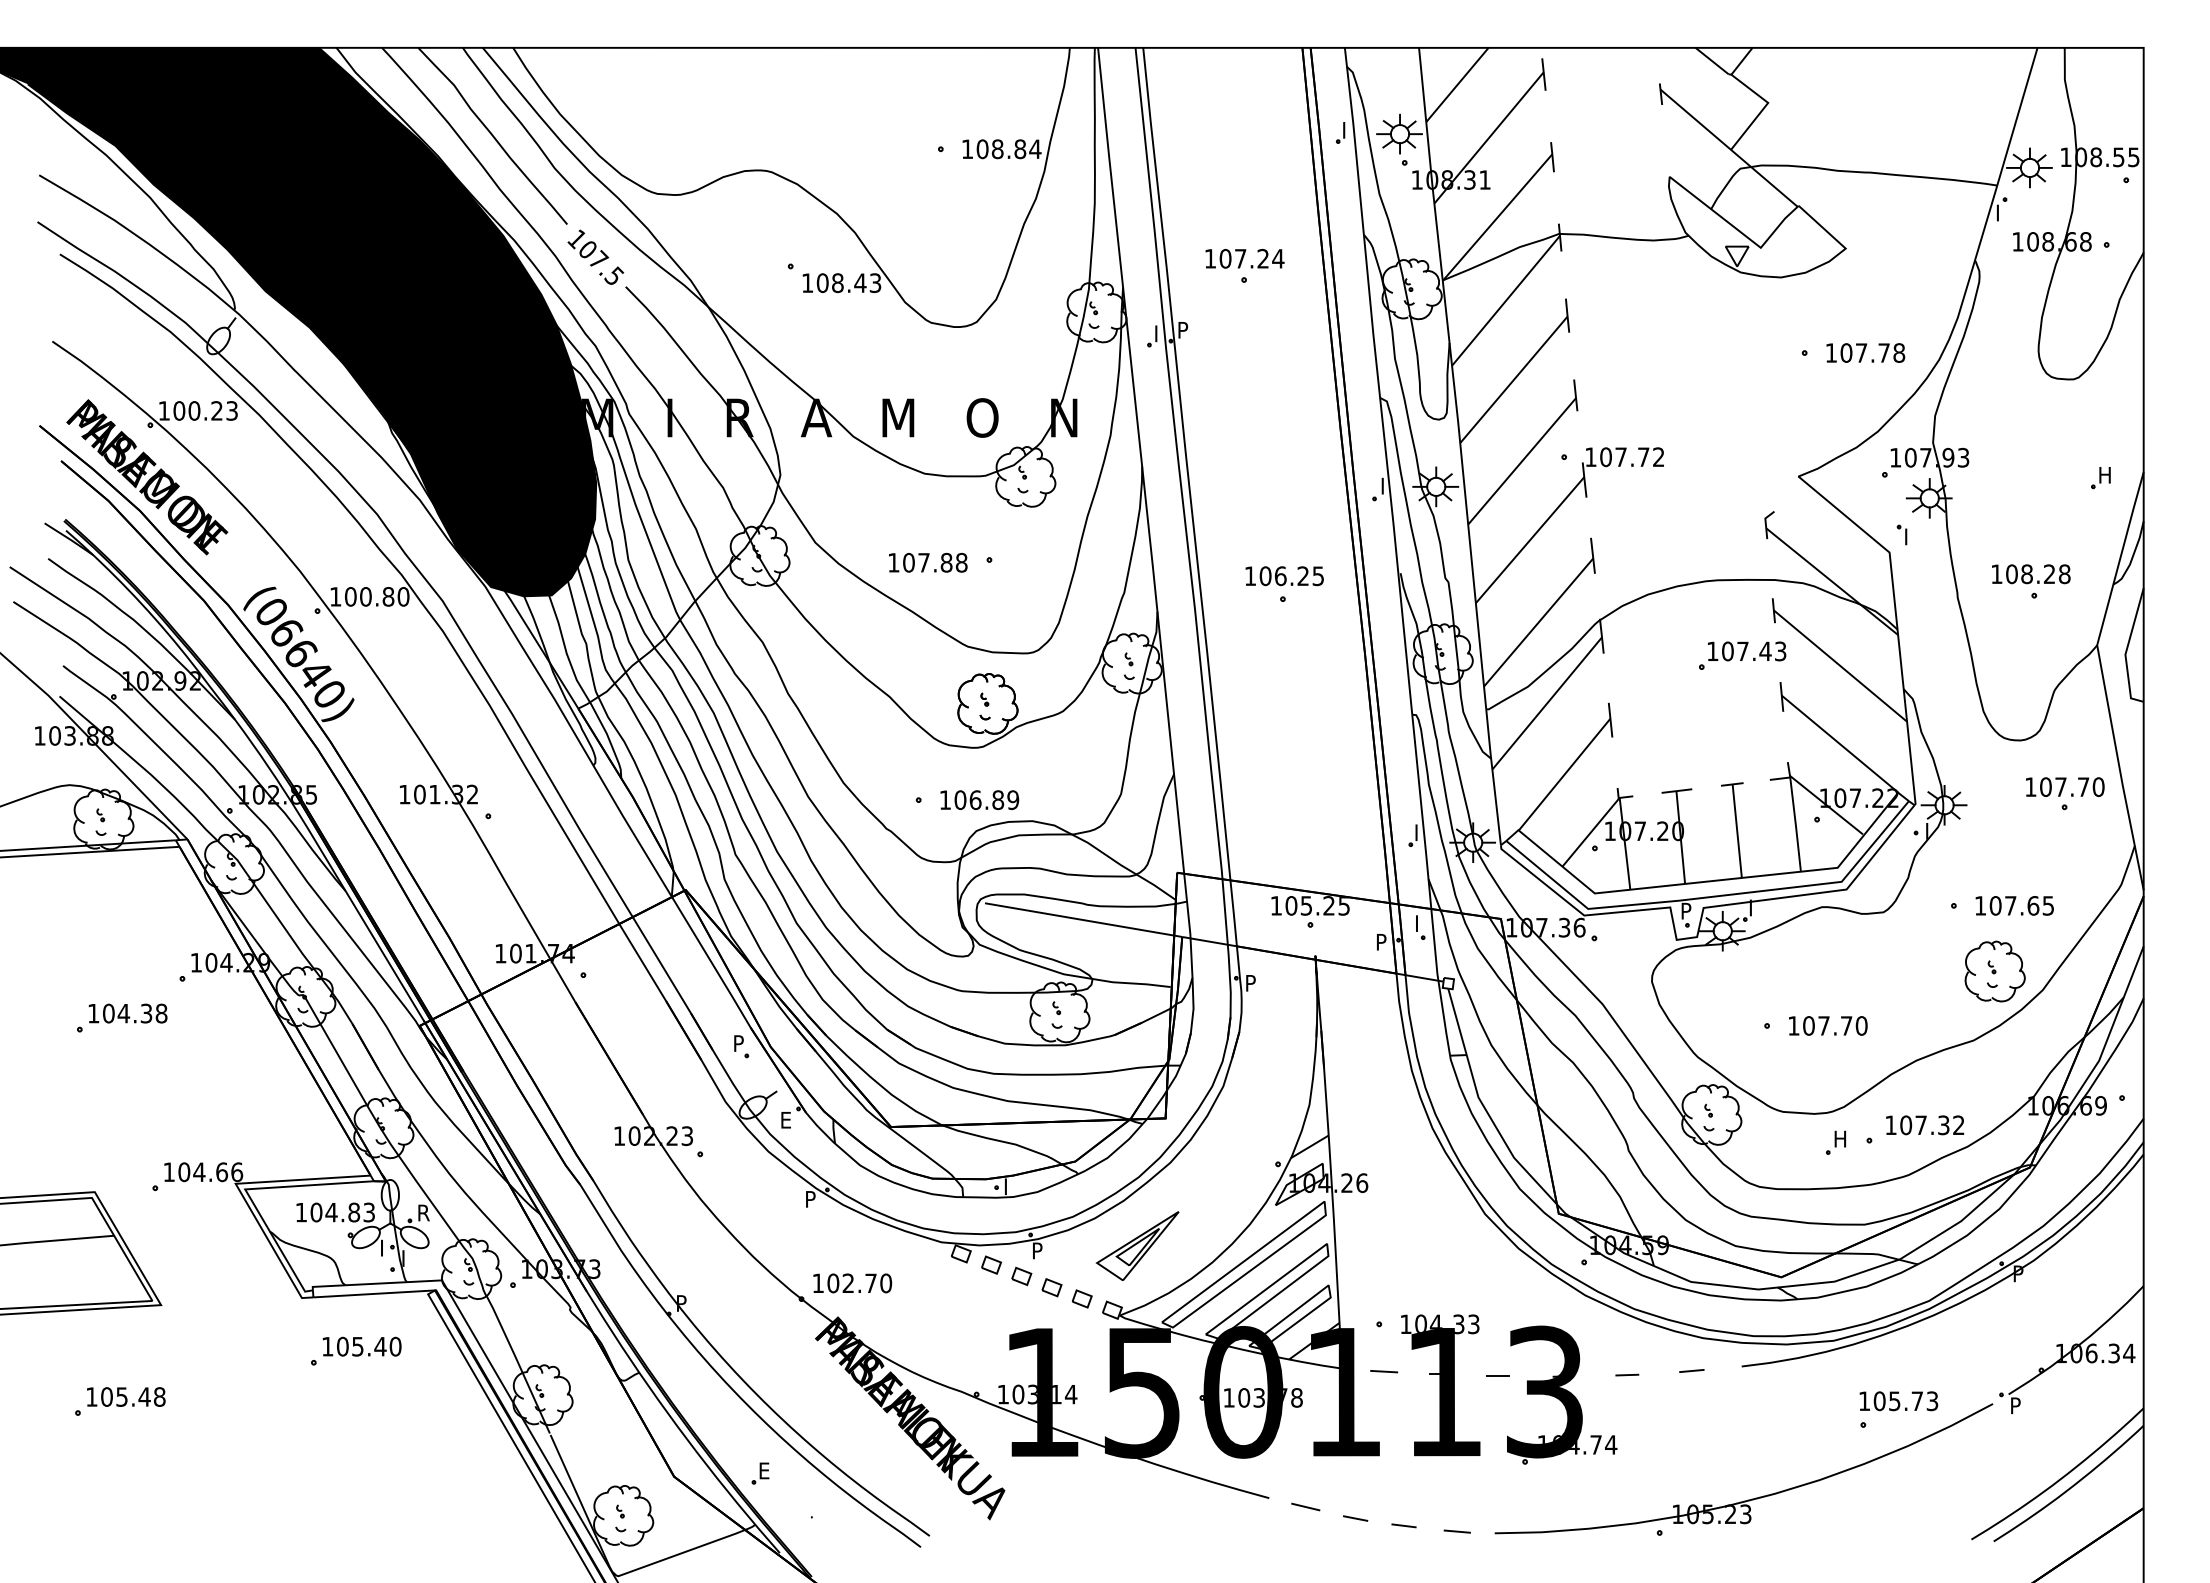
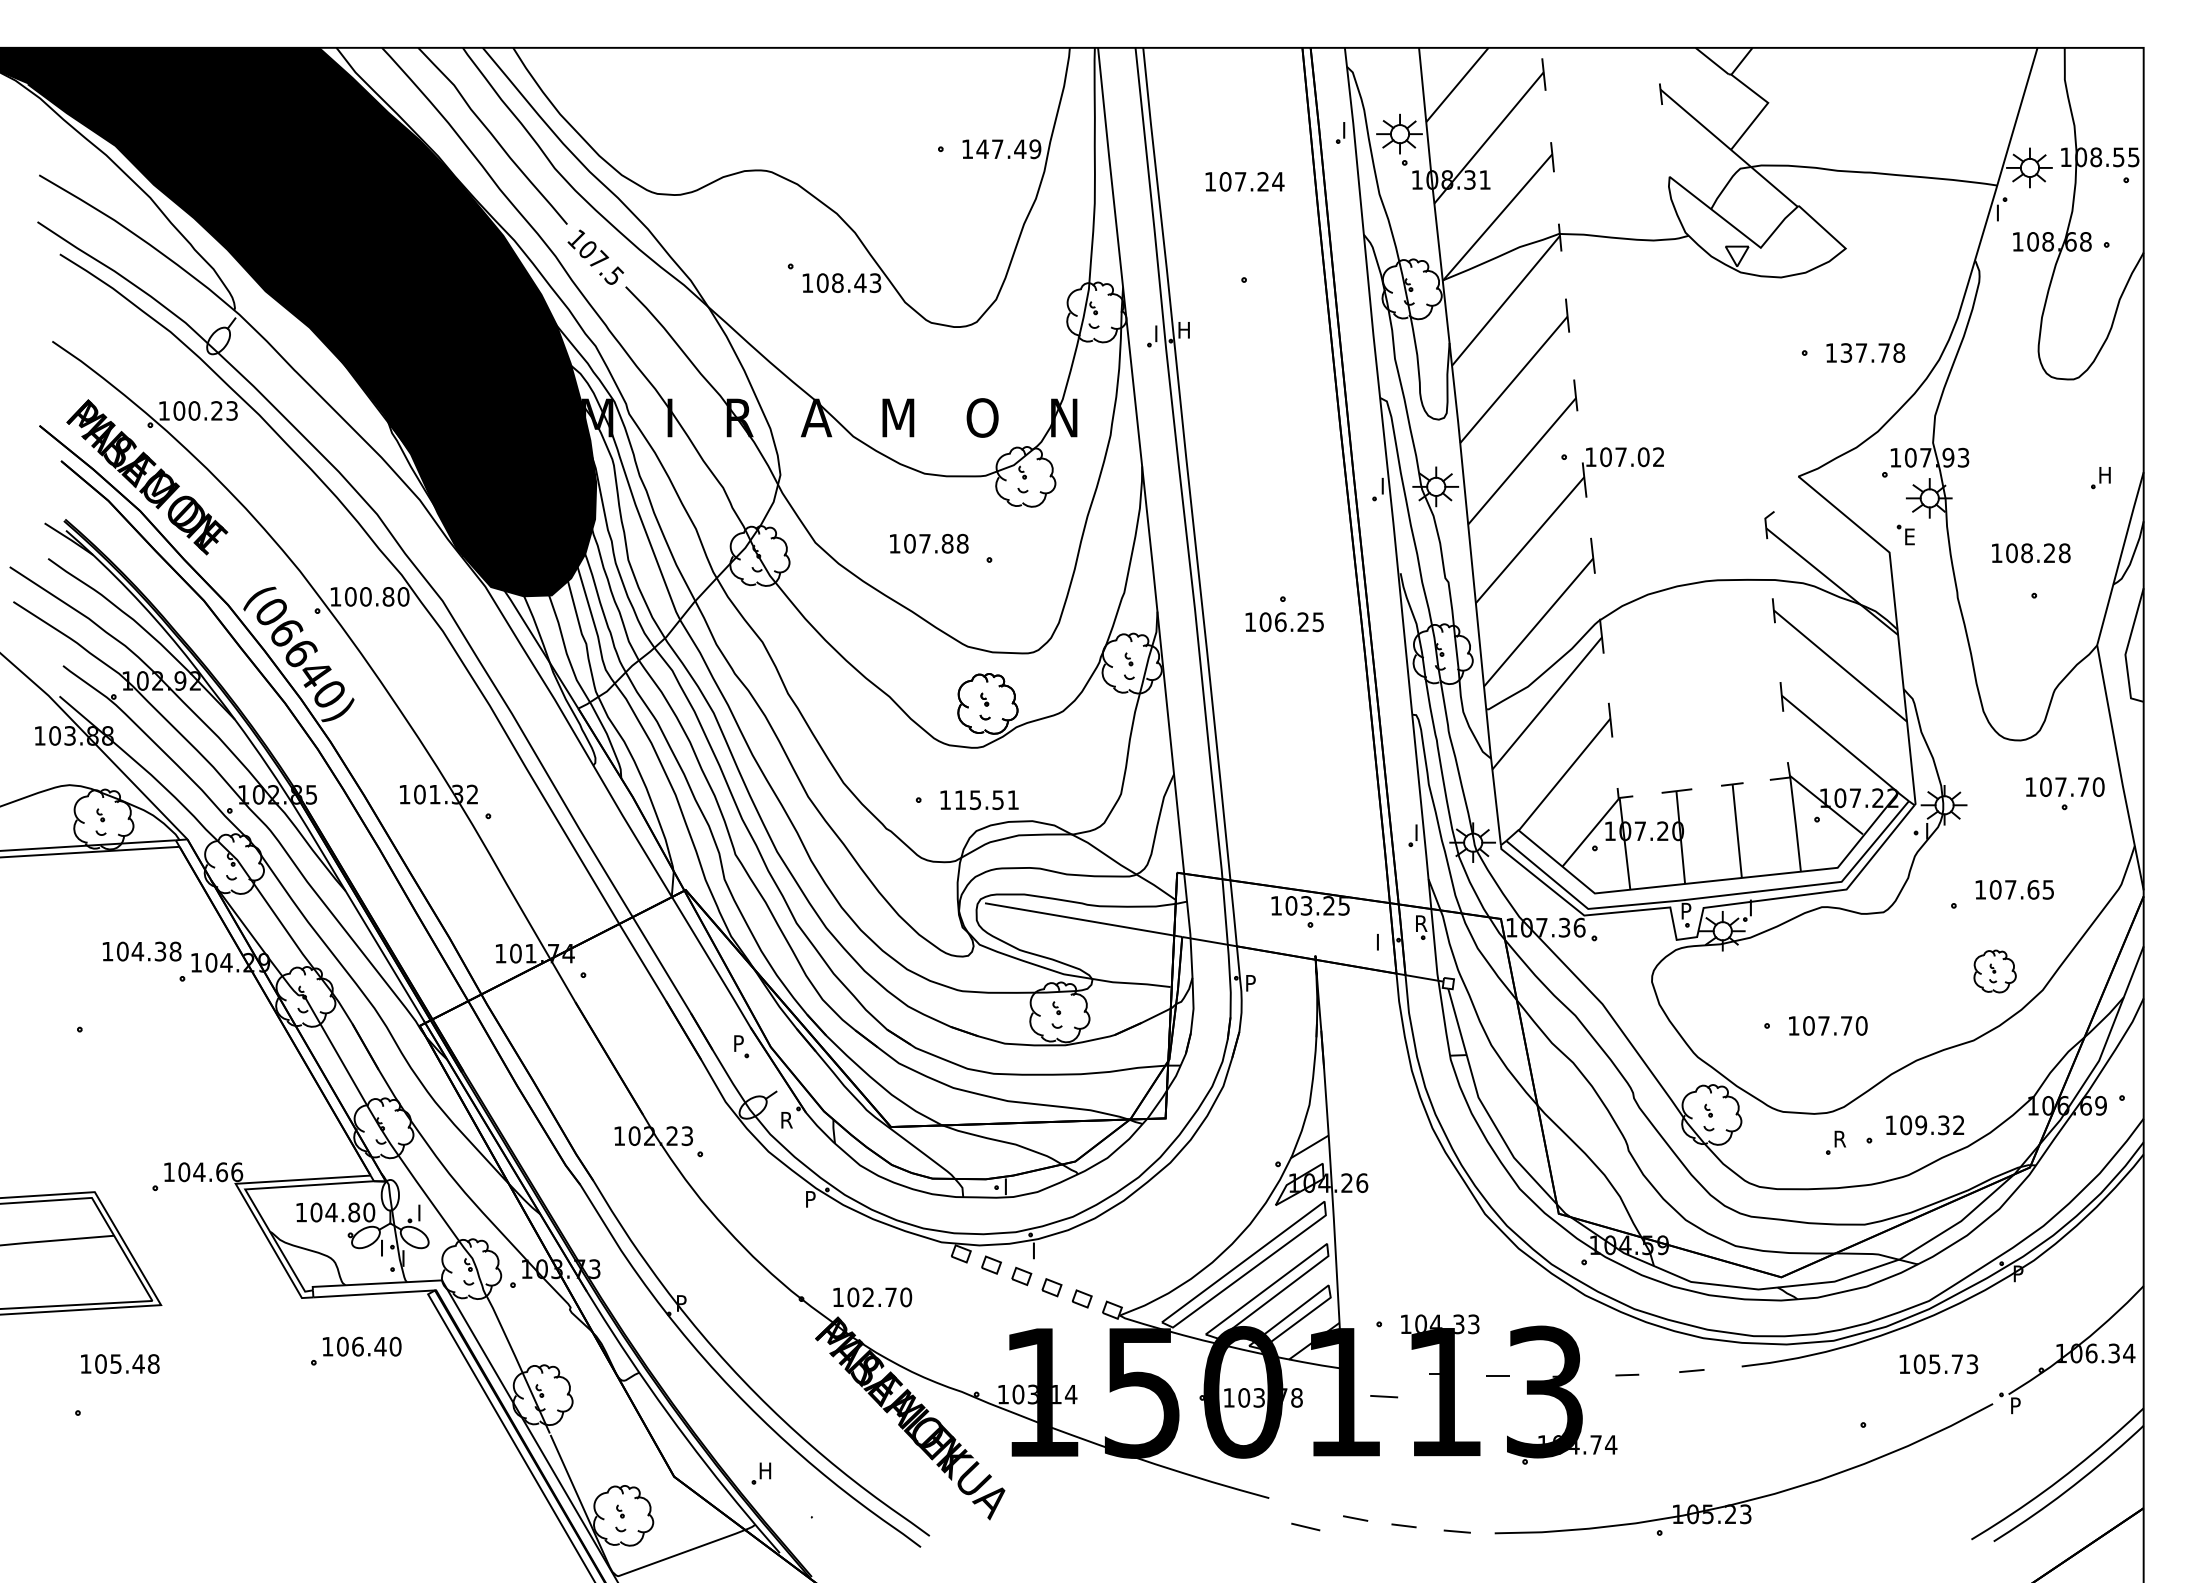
text: 108.84 -> 147.49 (1008, 149)
text position: (1244, 258) -> (1244, 181) (1244, 181)
text: P -> H (1184, 330)
text: 107.78 -> 137.78 (1846, 352)
text: 107.72 -> 107.02 (1643, 457)
text: I -> E (1910, 536)
text position: (928, 562) -> (929, 543) (929, 543)
text position: (2031, 574) -> (2031, 553) (2031, 553)
text position: (1284, 576) -> (1284, 622) (1284, 622)
part: present -> none (1742, 655)
text: 106.89 -> 115.51 (986, 800)
text: 105.25 -> 103.25 (1306, 905)
text position: (2014, 905) -> (2014, 889) (2014, 889)
text: I -> R (1422, 923)
text: P -> I (1382, 938)
part size: 62x63 px -> 44x45 px (1994, 971)
text position: (127, 1013) -> (141, 951) (141, 951)
text: E -> R (787, 1120)
text: 107.32 -> 109.32 (1921, 1125)
text: H -> R (1841, 1138)
text: 104.83 -> 104.80 (369, 1212)
text: R -> I (424, 1212)
part: present -> none (1137, 1245)
text: P -> I (1038, 1247)
text position: (852, 1283) -> (872, 1297) (872, 1297)
text: 105.40 -> 106.40 (357, 1346)
line position: (1384, 1371) -> (1384, 1396) (1384, 1396)
text position: (126, 1396) -> (120, 1363) (120, 1363)
text position: (1898, 1401) -> (1938, 1364) (1938, 1364)
text: E -> H (766, 1470)
line position: (1305, 1506) -> (1305, 1526) (1305, 1526)
